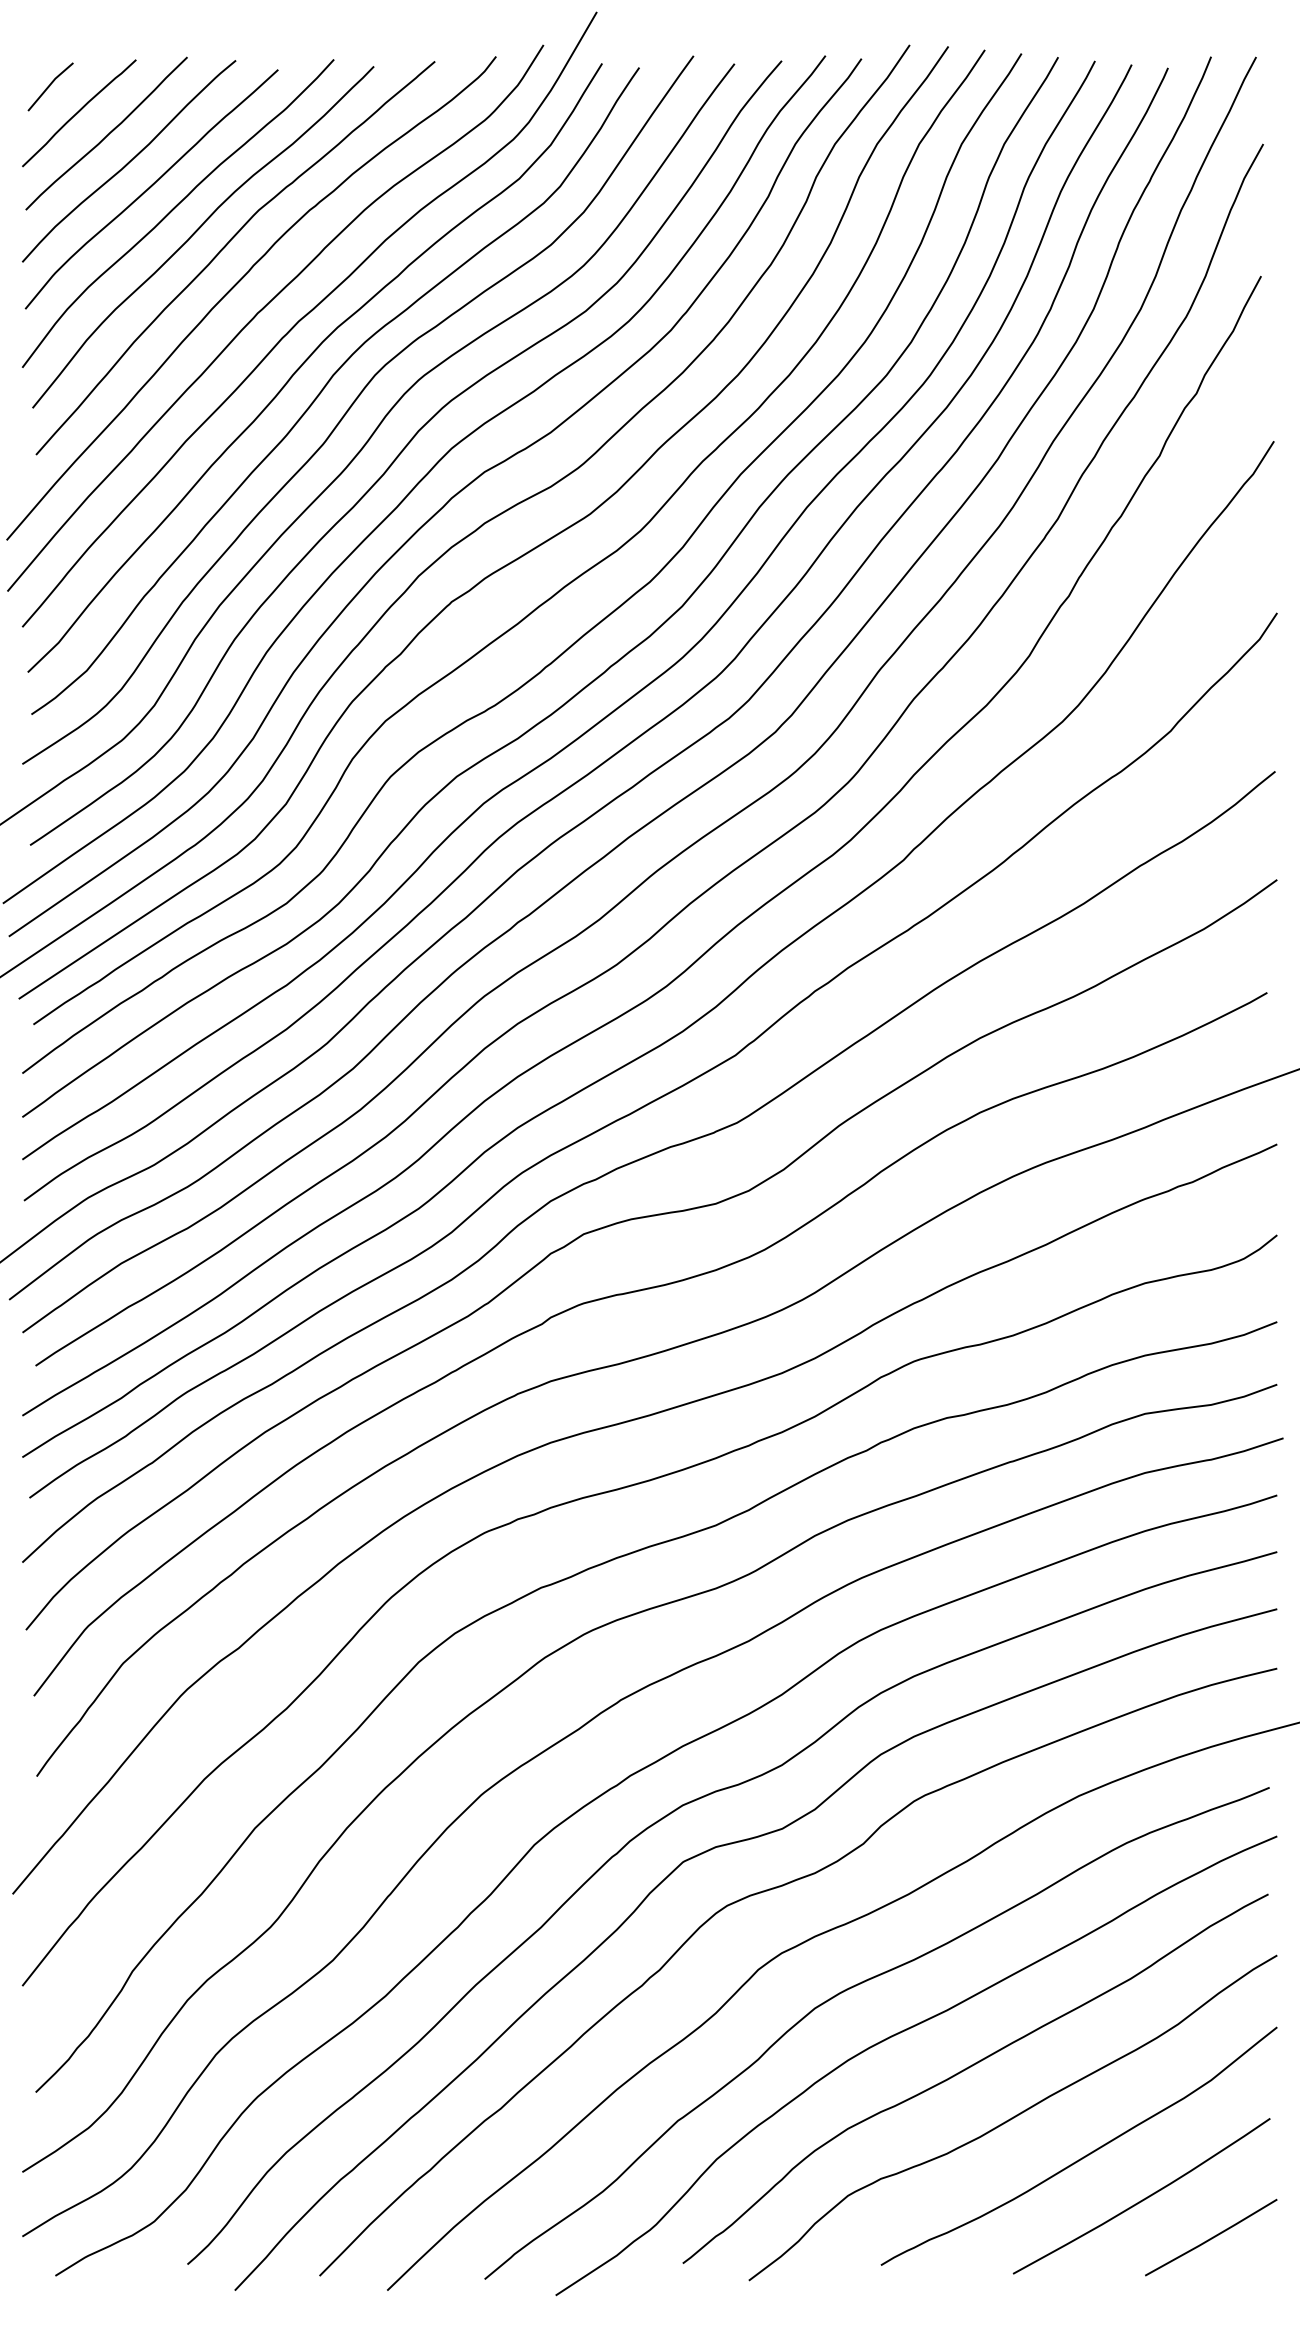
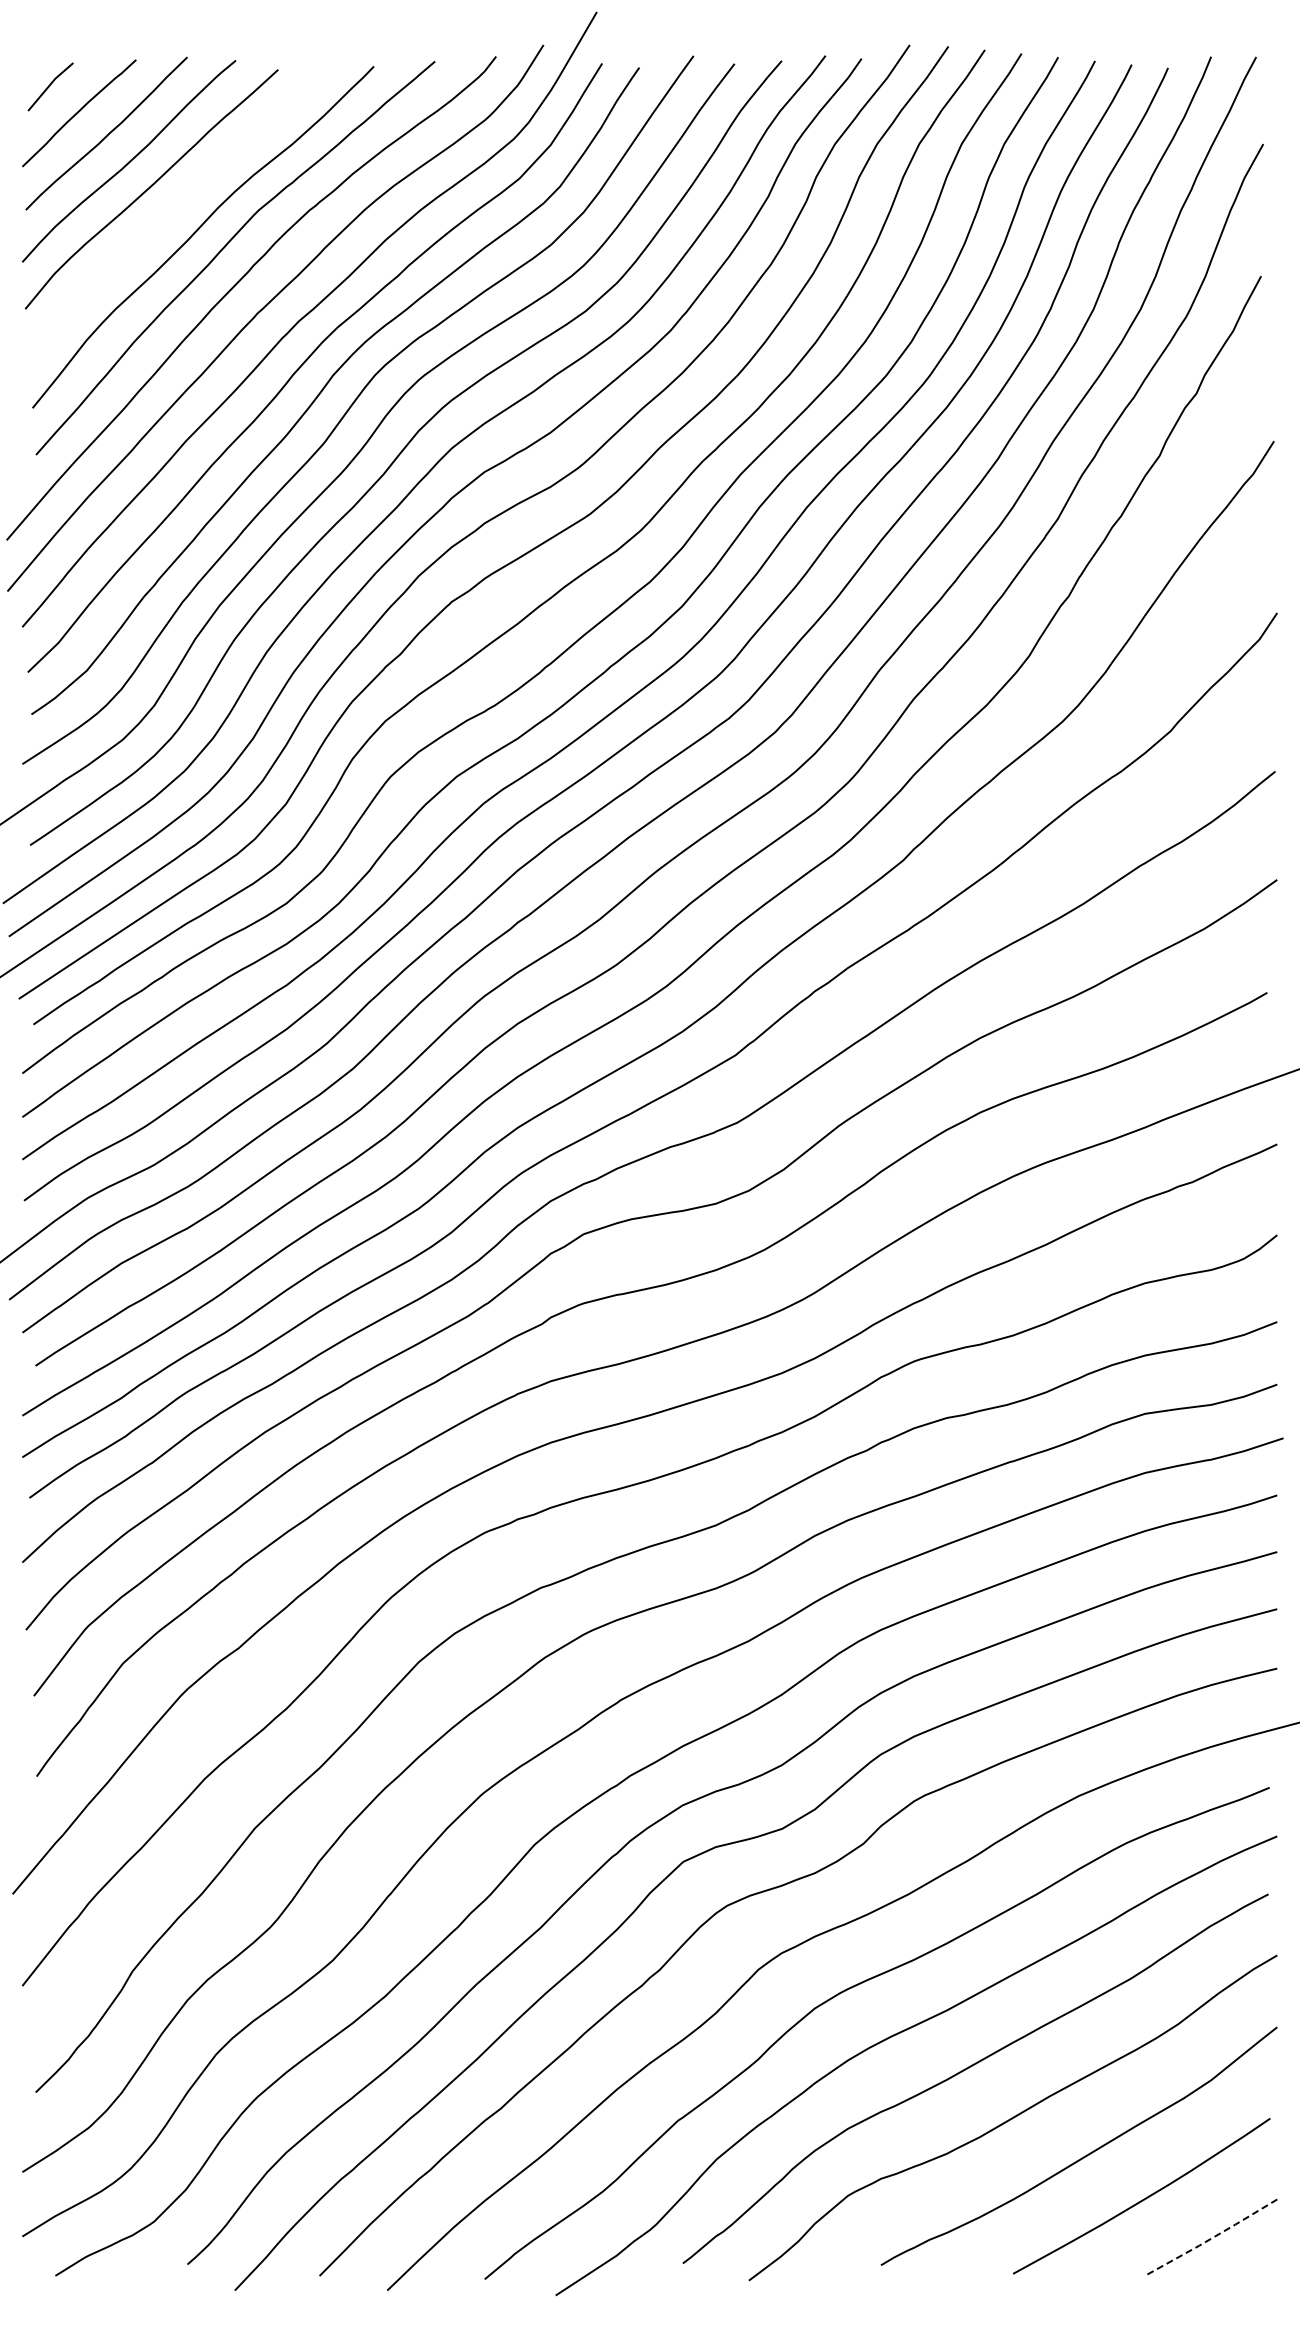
curve: present -> none (174, 209)
line: solid -> dashed (1211, 2238)
